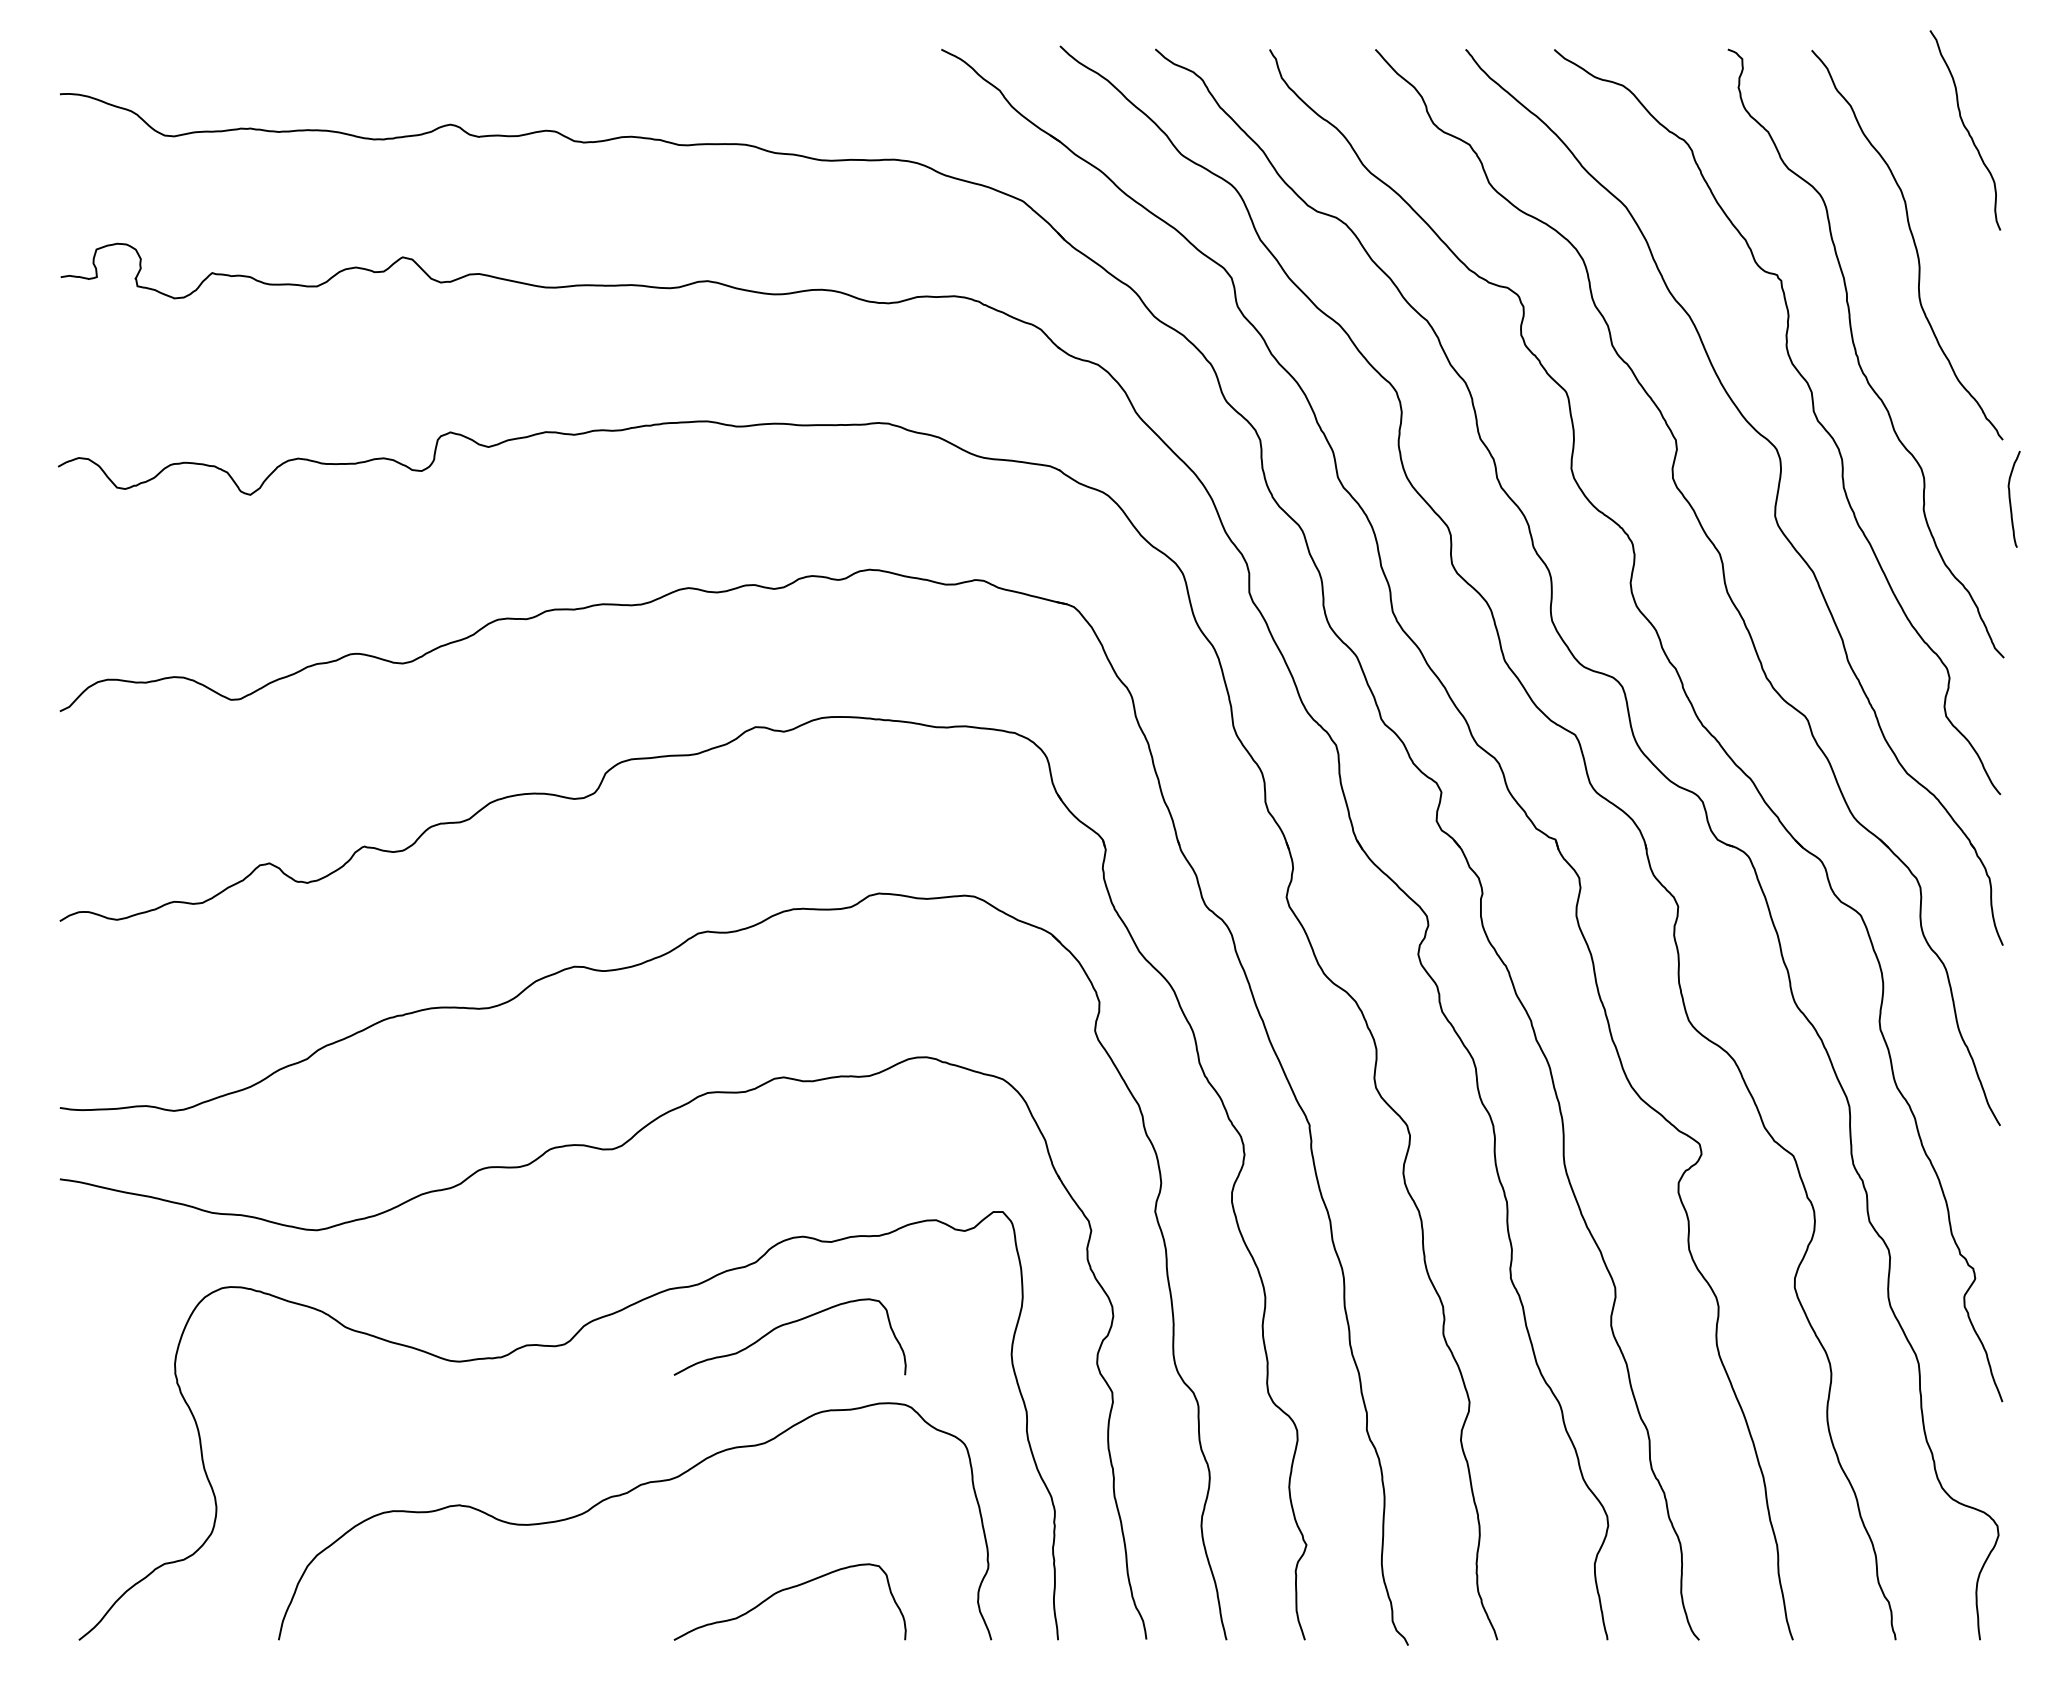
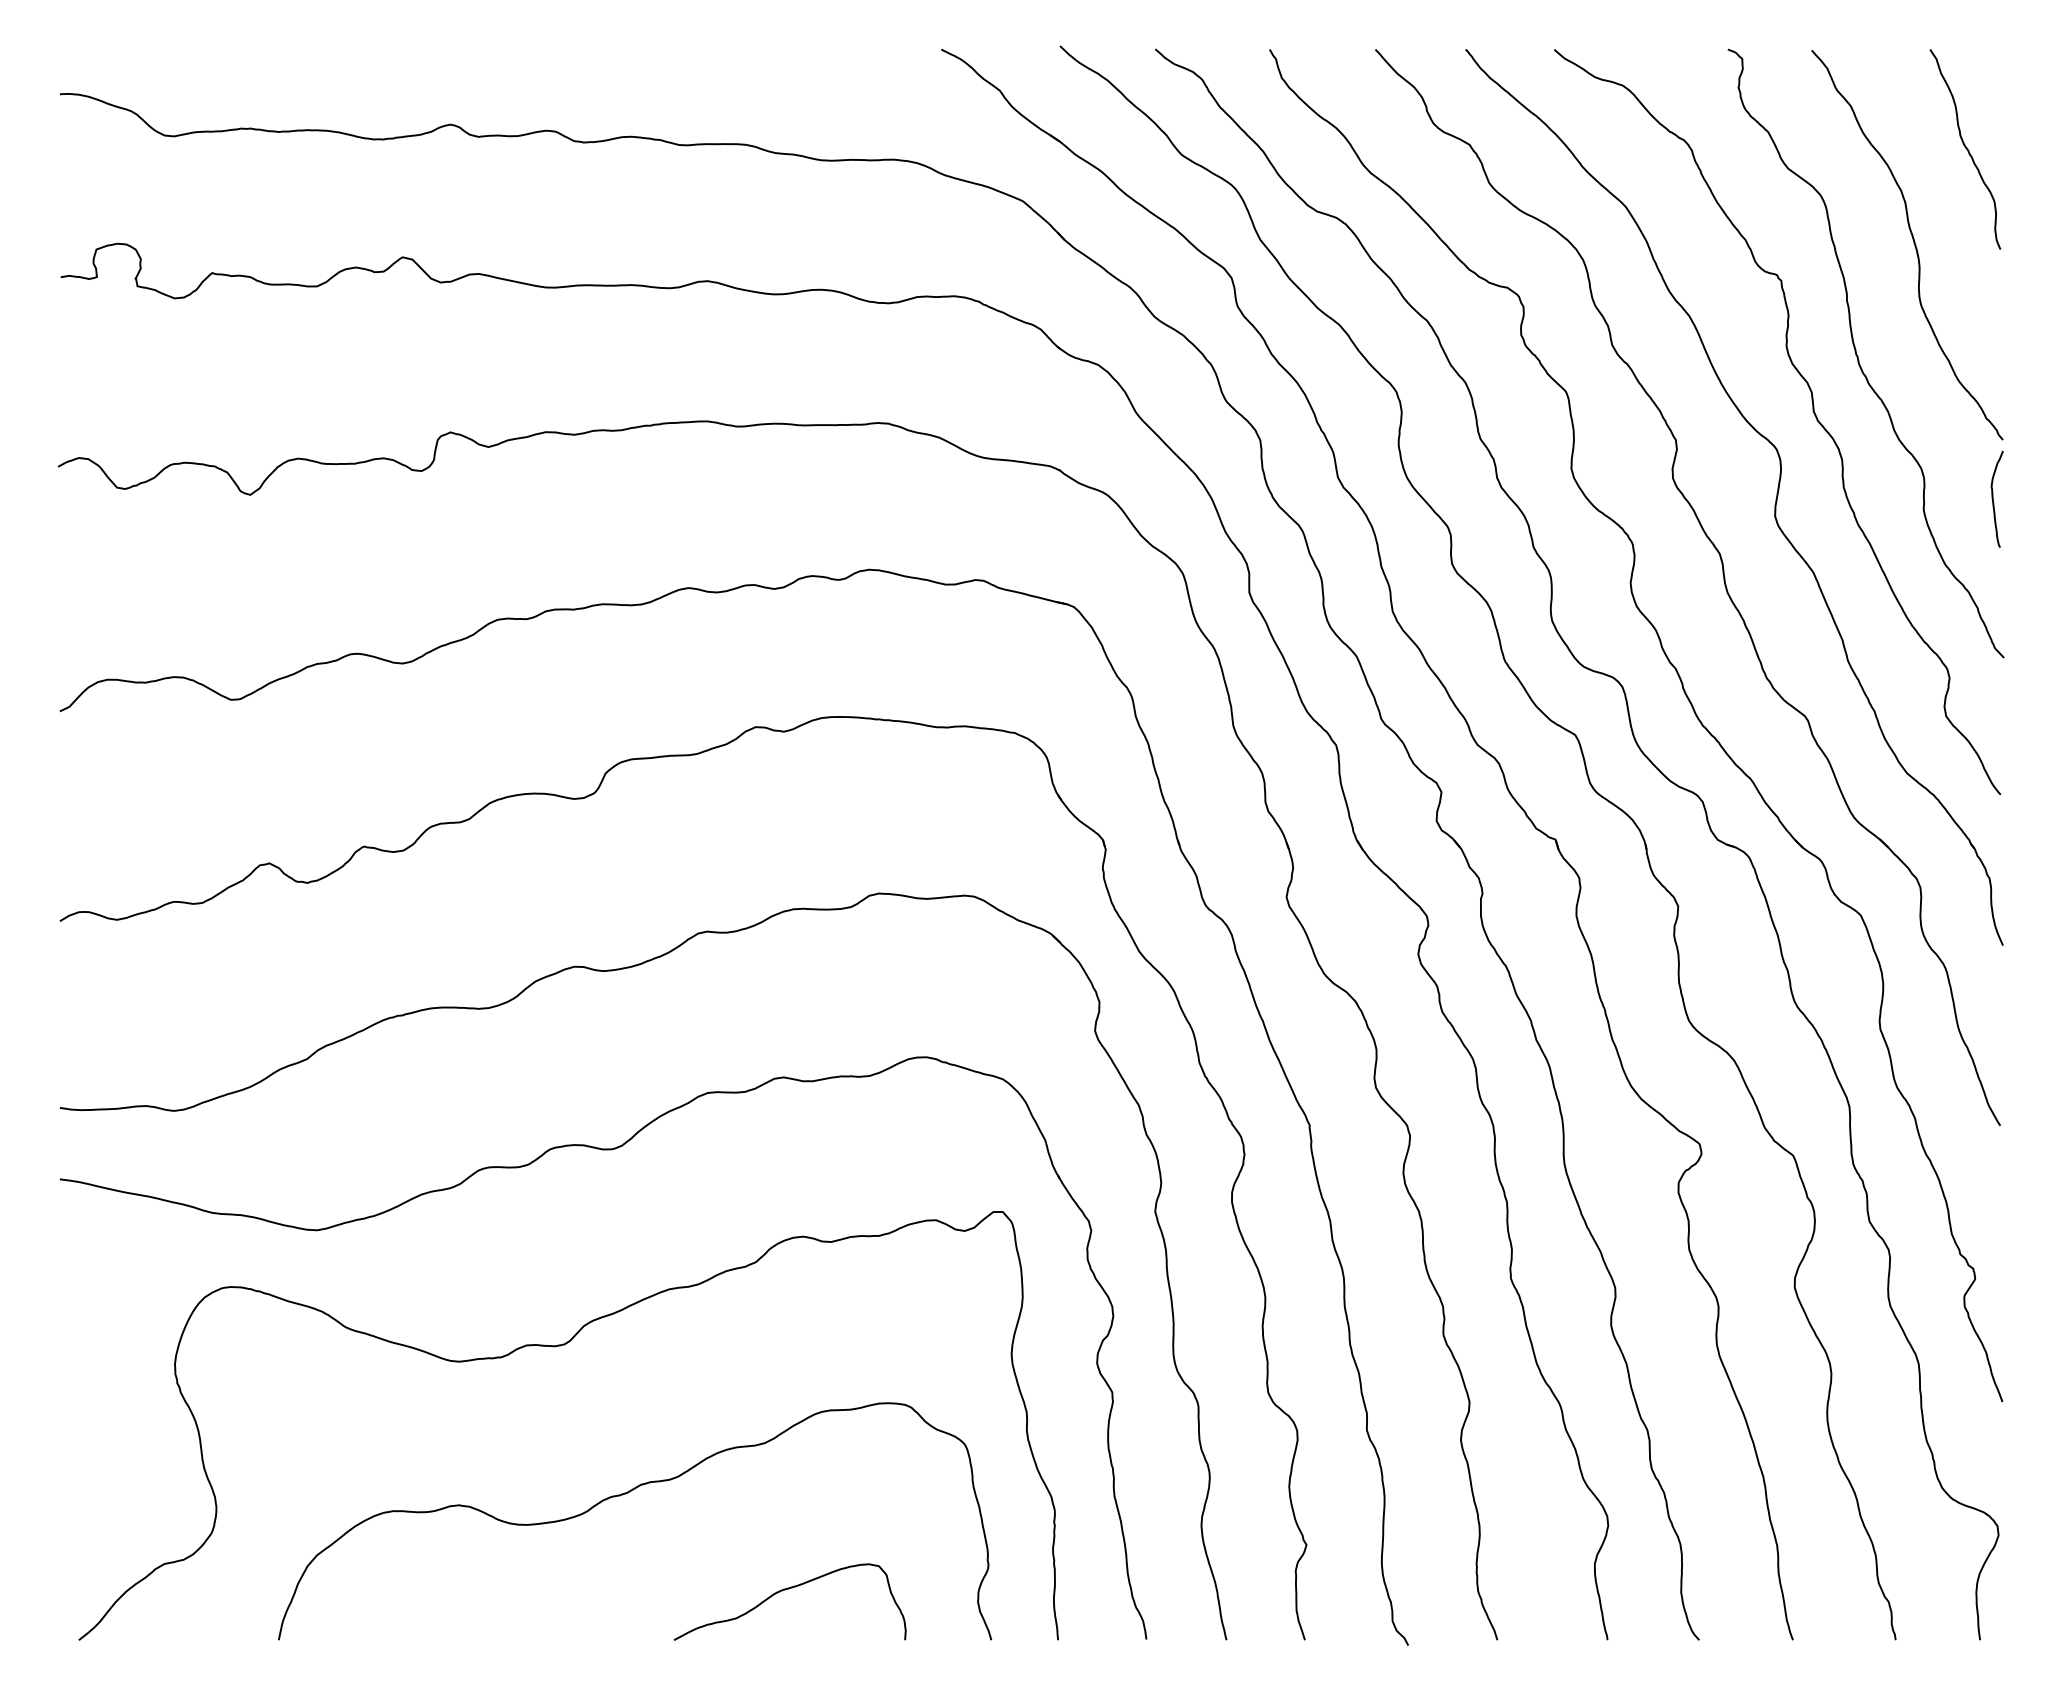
curve position: (1965, 129) -> (1965, 148) (1965, 148)
curve position: (2010, 498) -> (1993, 498) (1993, 498)
curve: present -> none (785, 1325)
